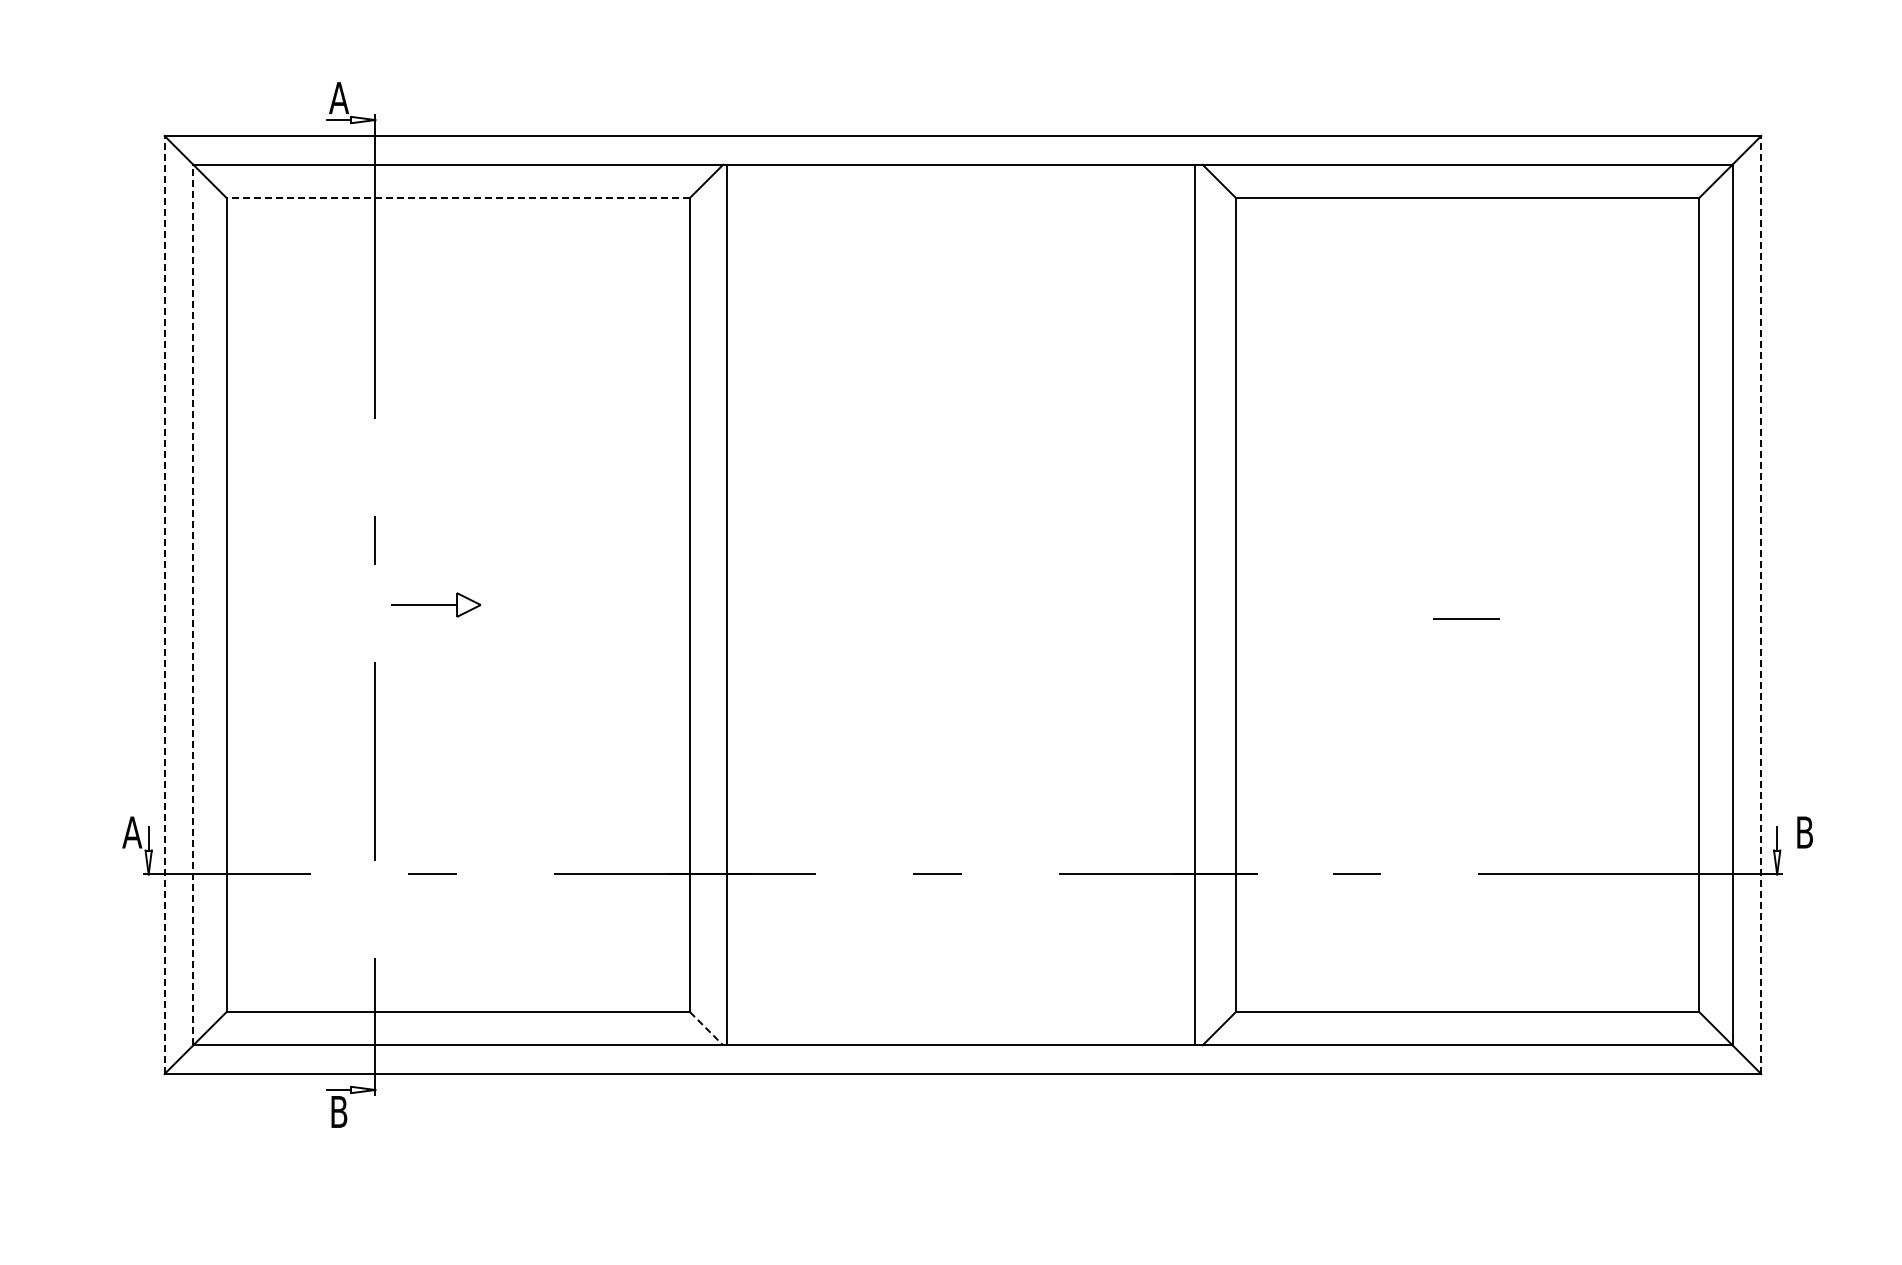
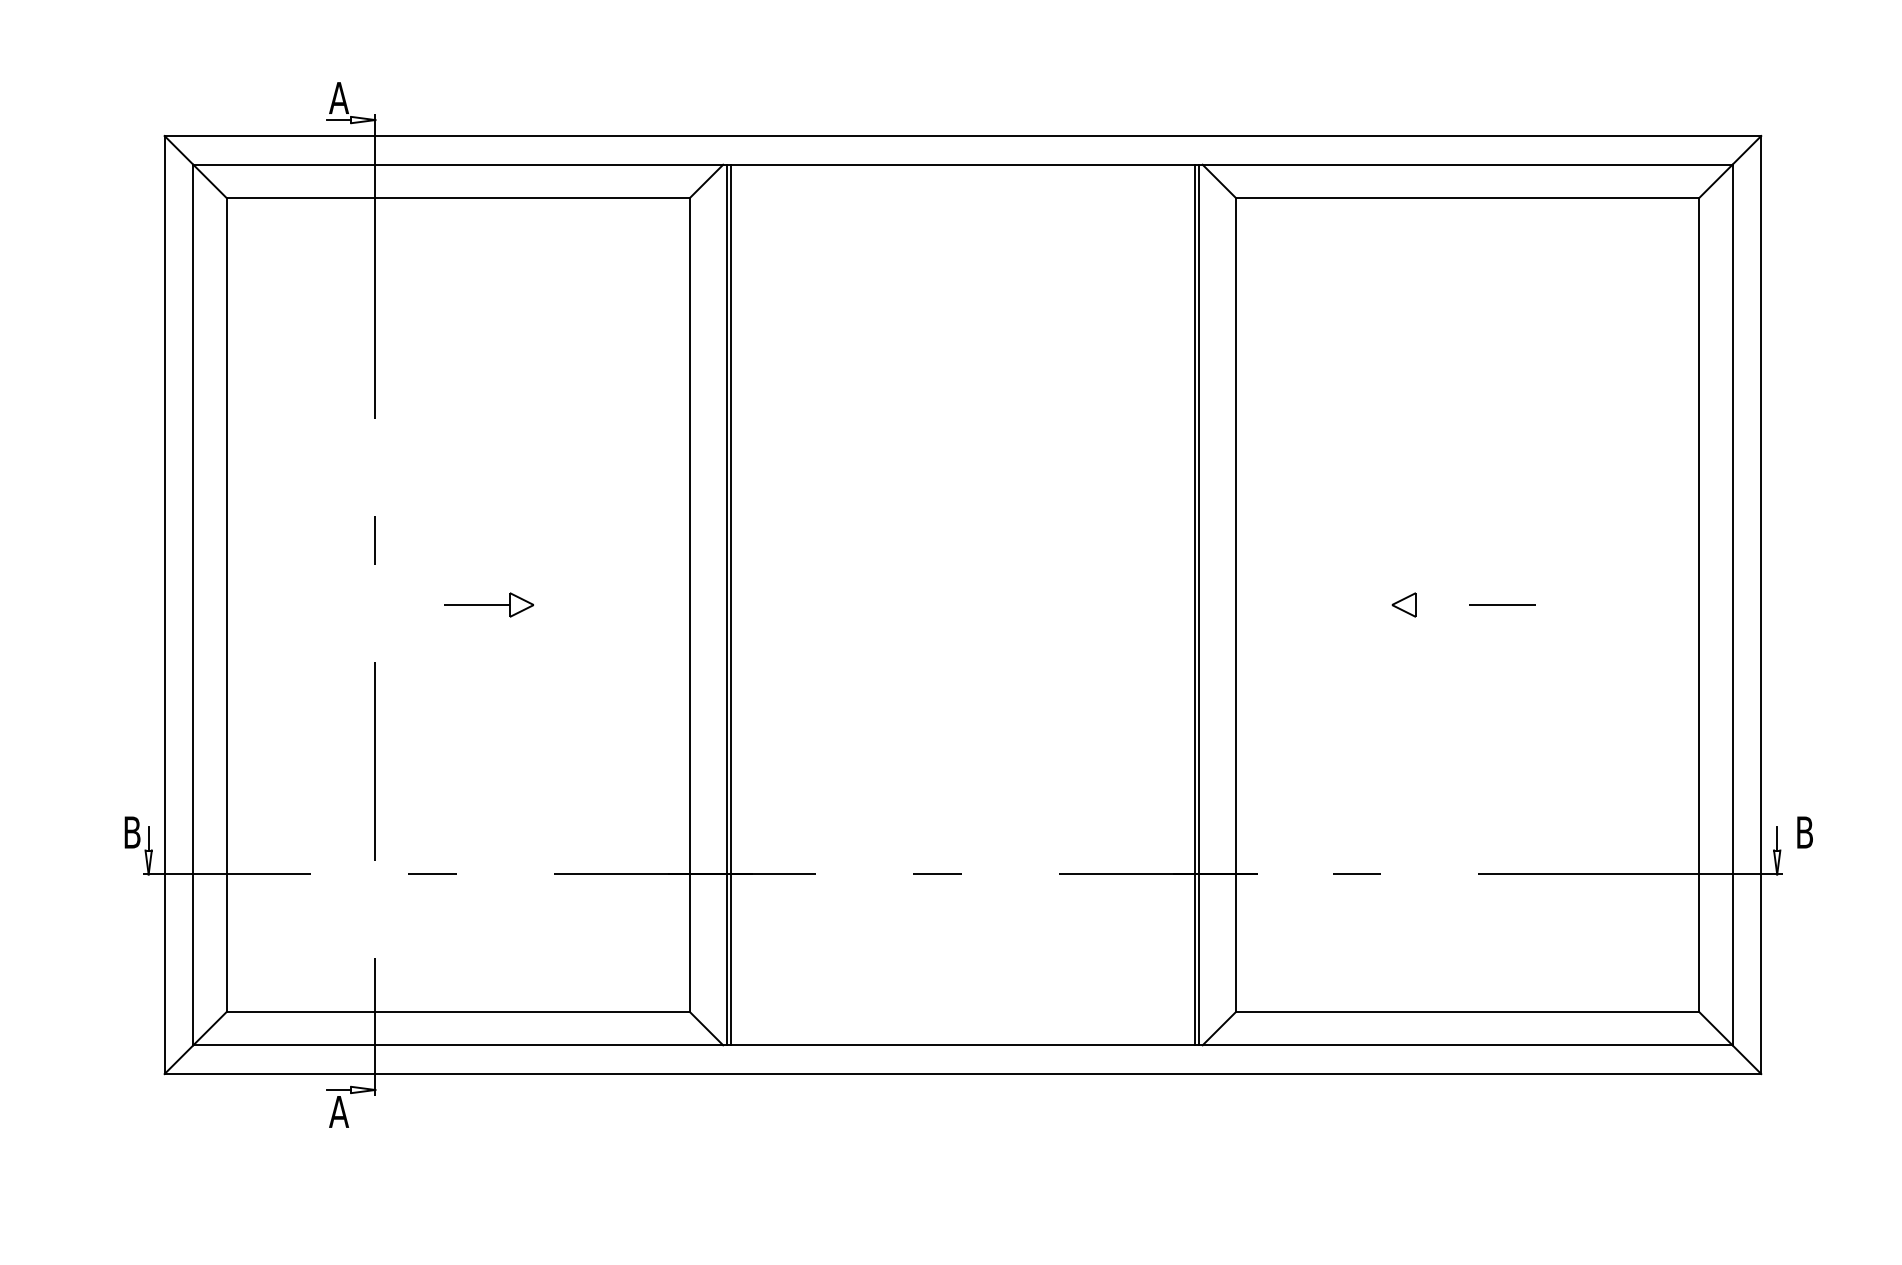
line: dashed -> solid (458, 197)
line: dashed -> solid (193, 604)
part position: (435, 604) -> (488, 604) (488, 604)
line: none -> present (731, 604)
line: none -> present (1198, 604)
part: none -> present (1403, 604)
line: dashed -> solid (164, 605)
line: dashed -> solid (1761, 605)
line position: (1466, 618) -> (1502, 604) (1502, 604)
text: A -> B (132, 832)
line: dashed -> solid (706, 1029)
text: B -> A (339, 1111)
